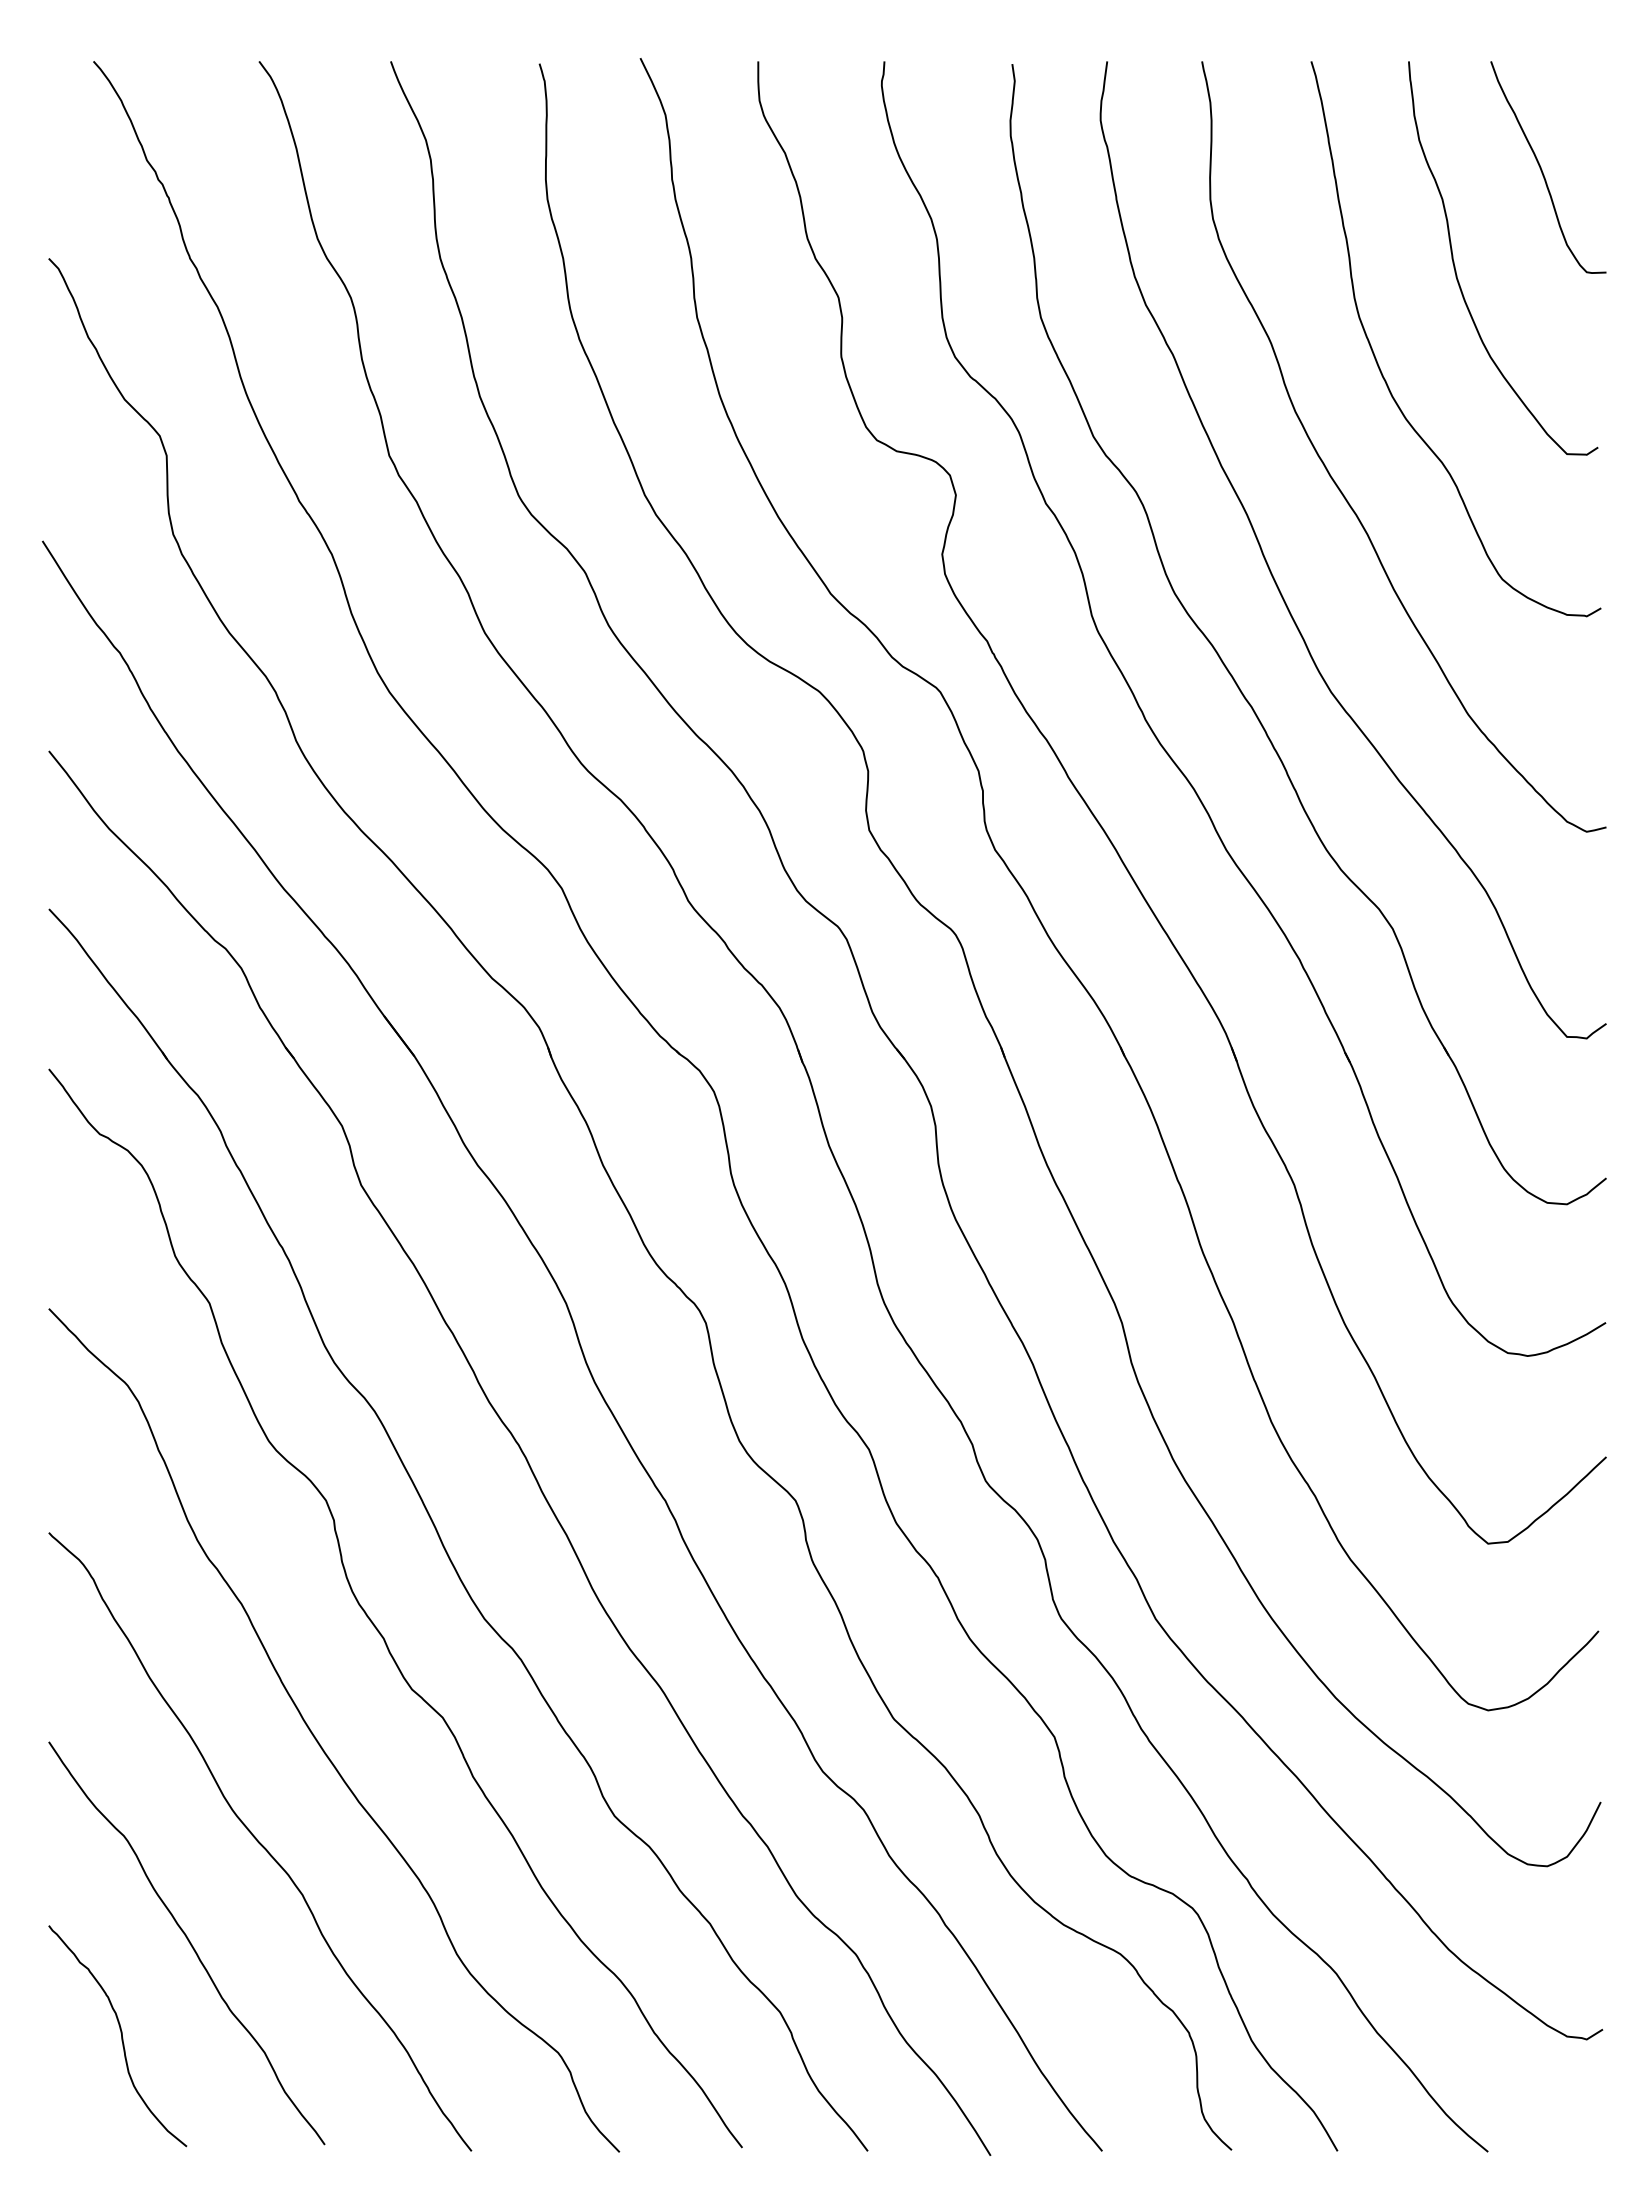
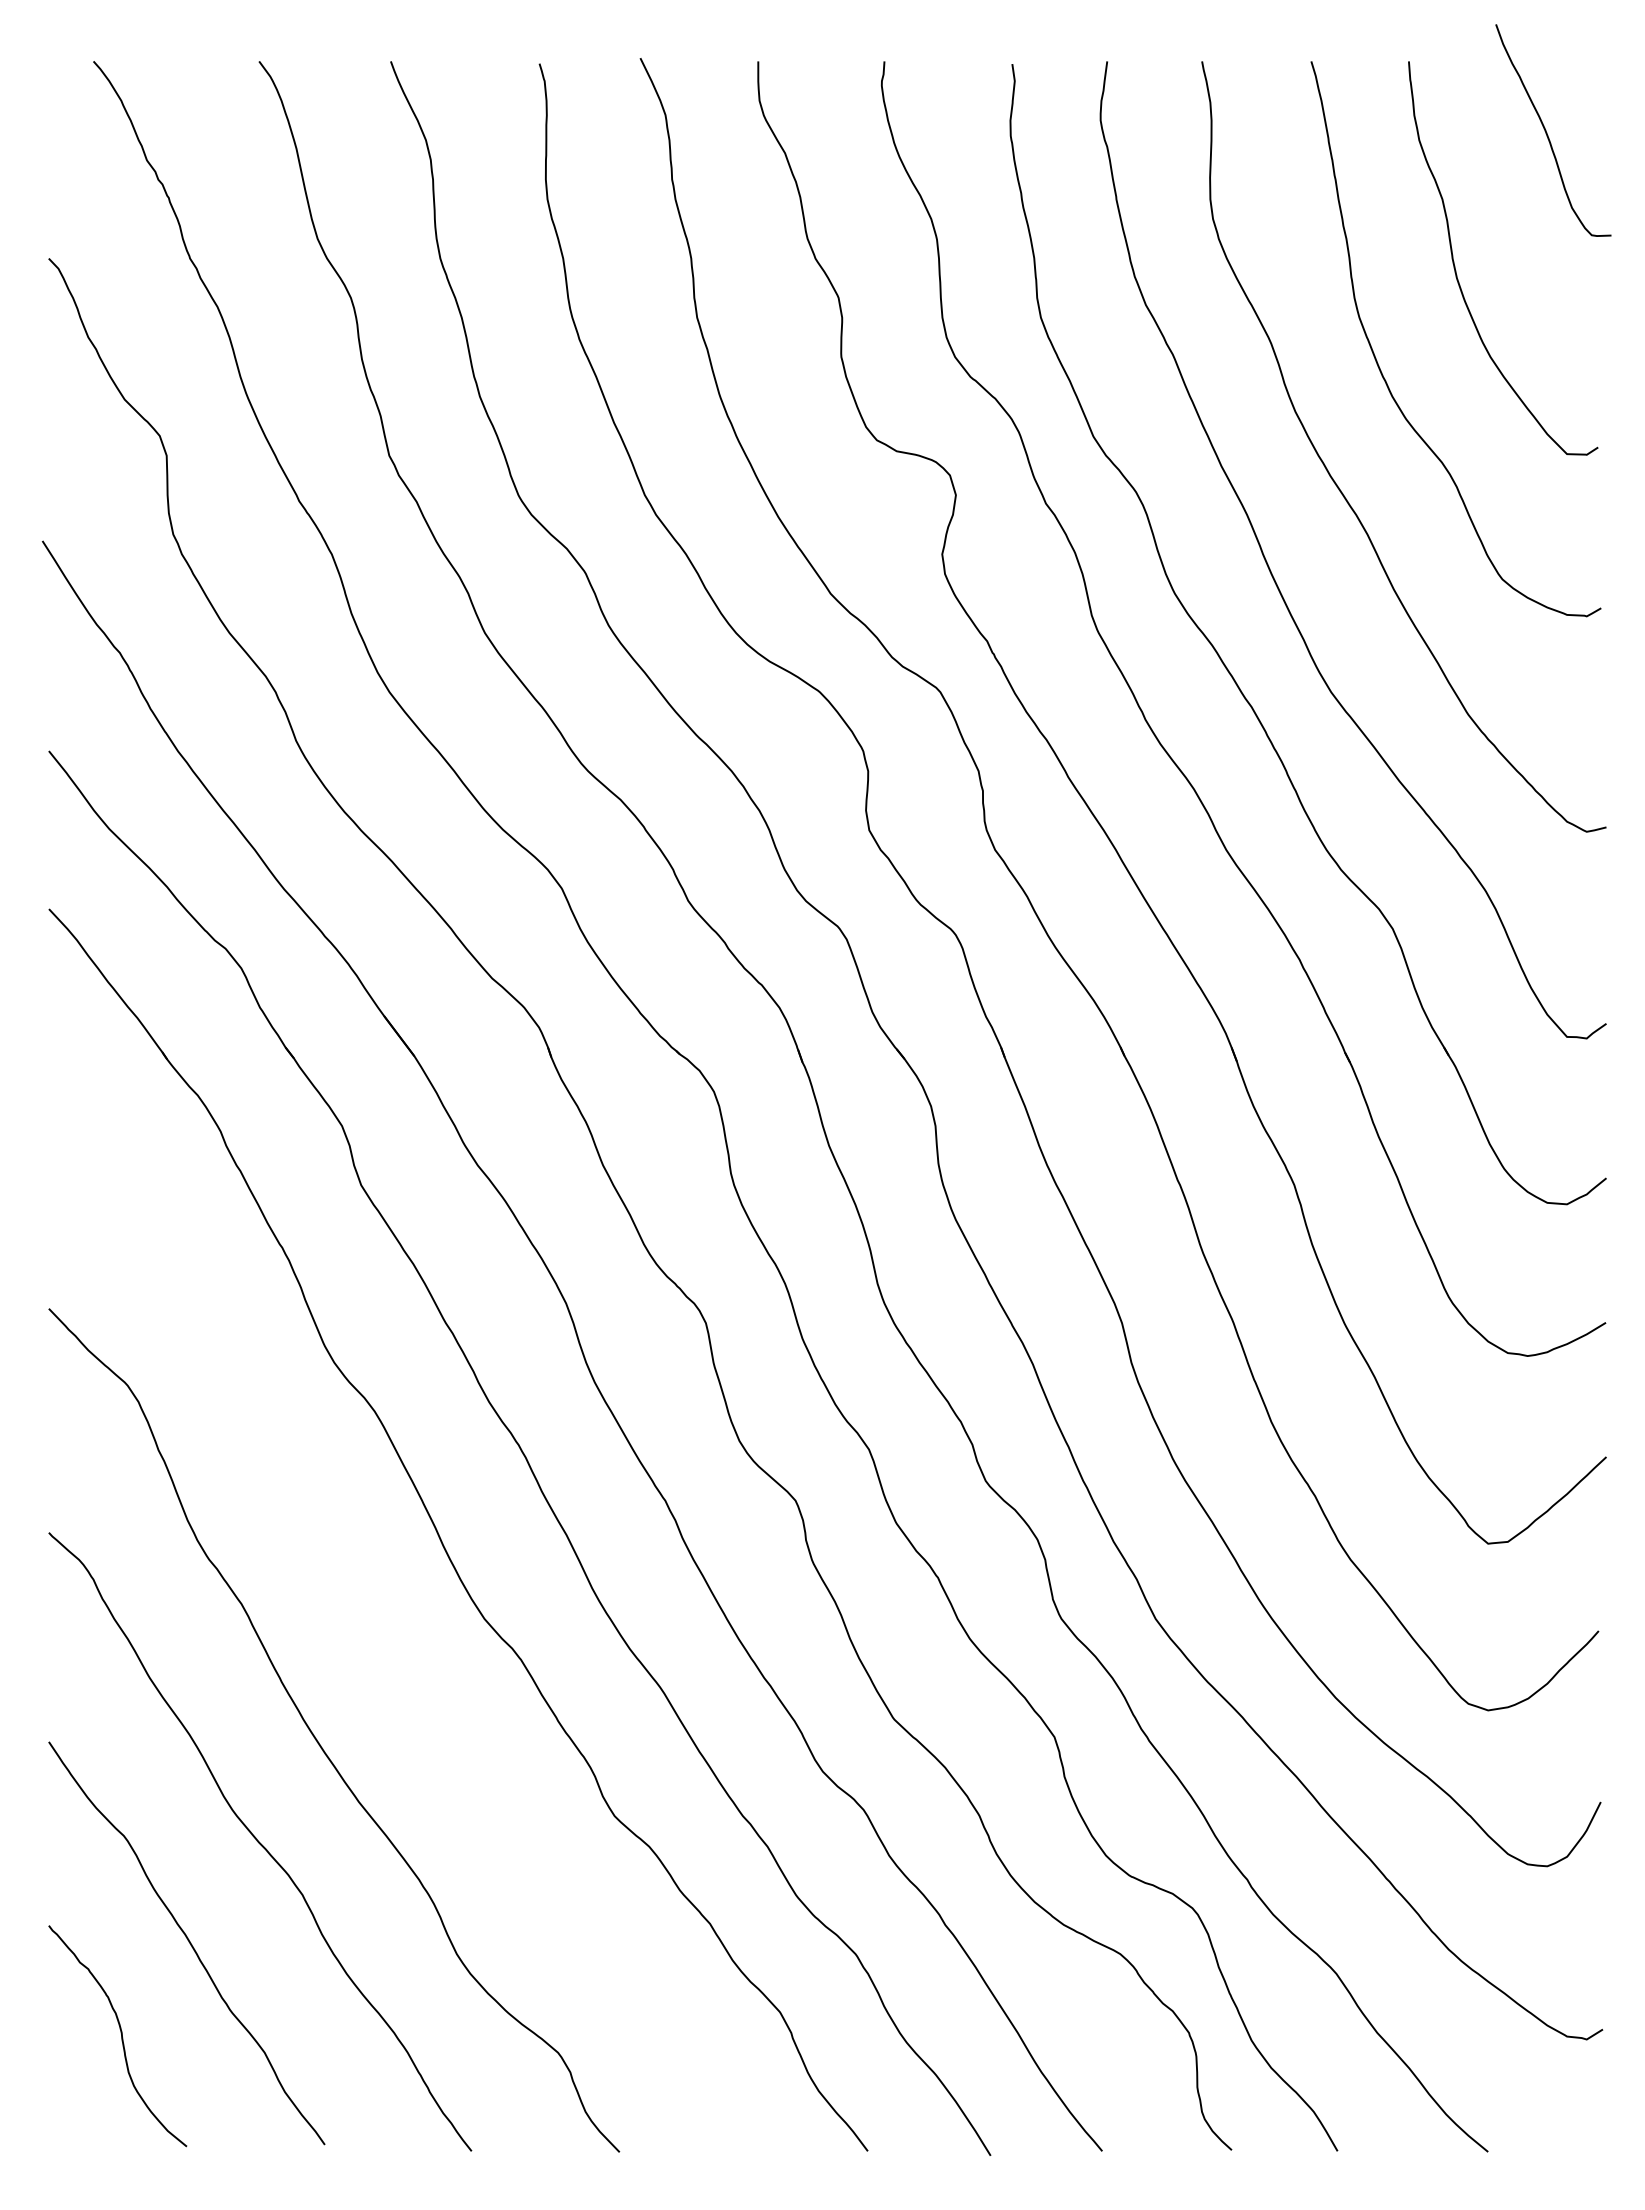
curve position: (1542, 169) -> (1547, 132) (1547, 132)
curve: present -> none (373, 1622)
